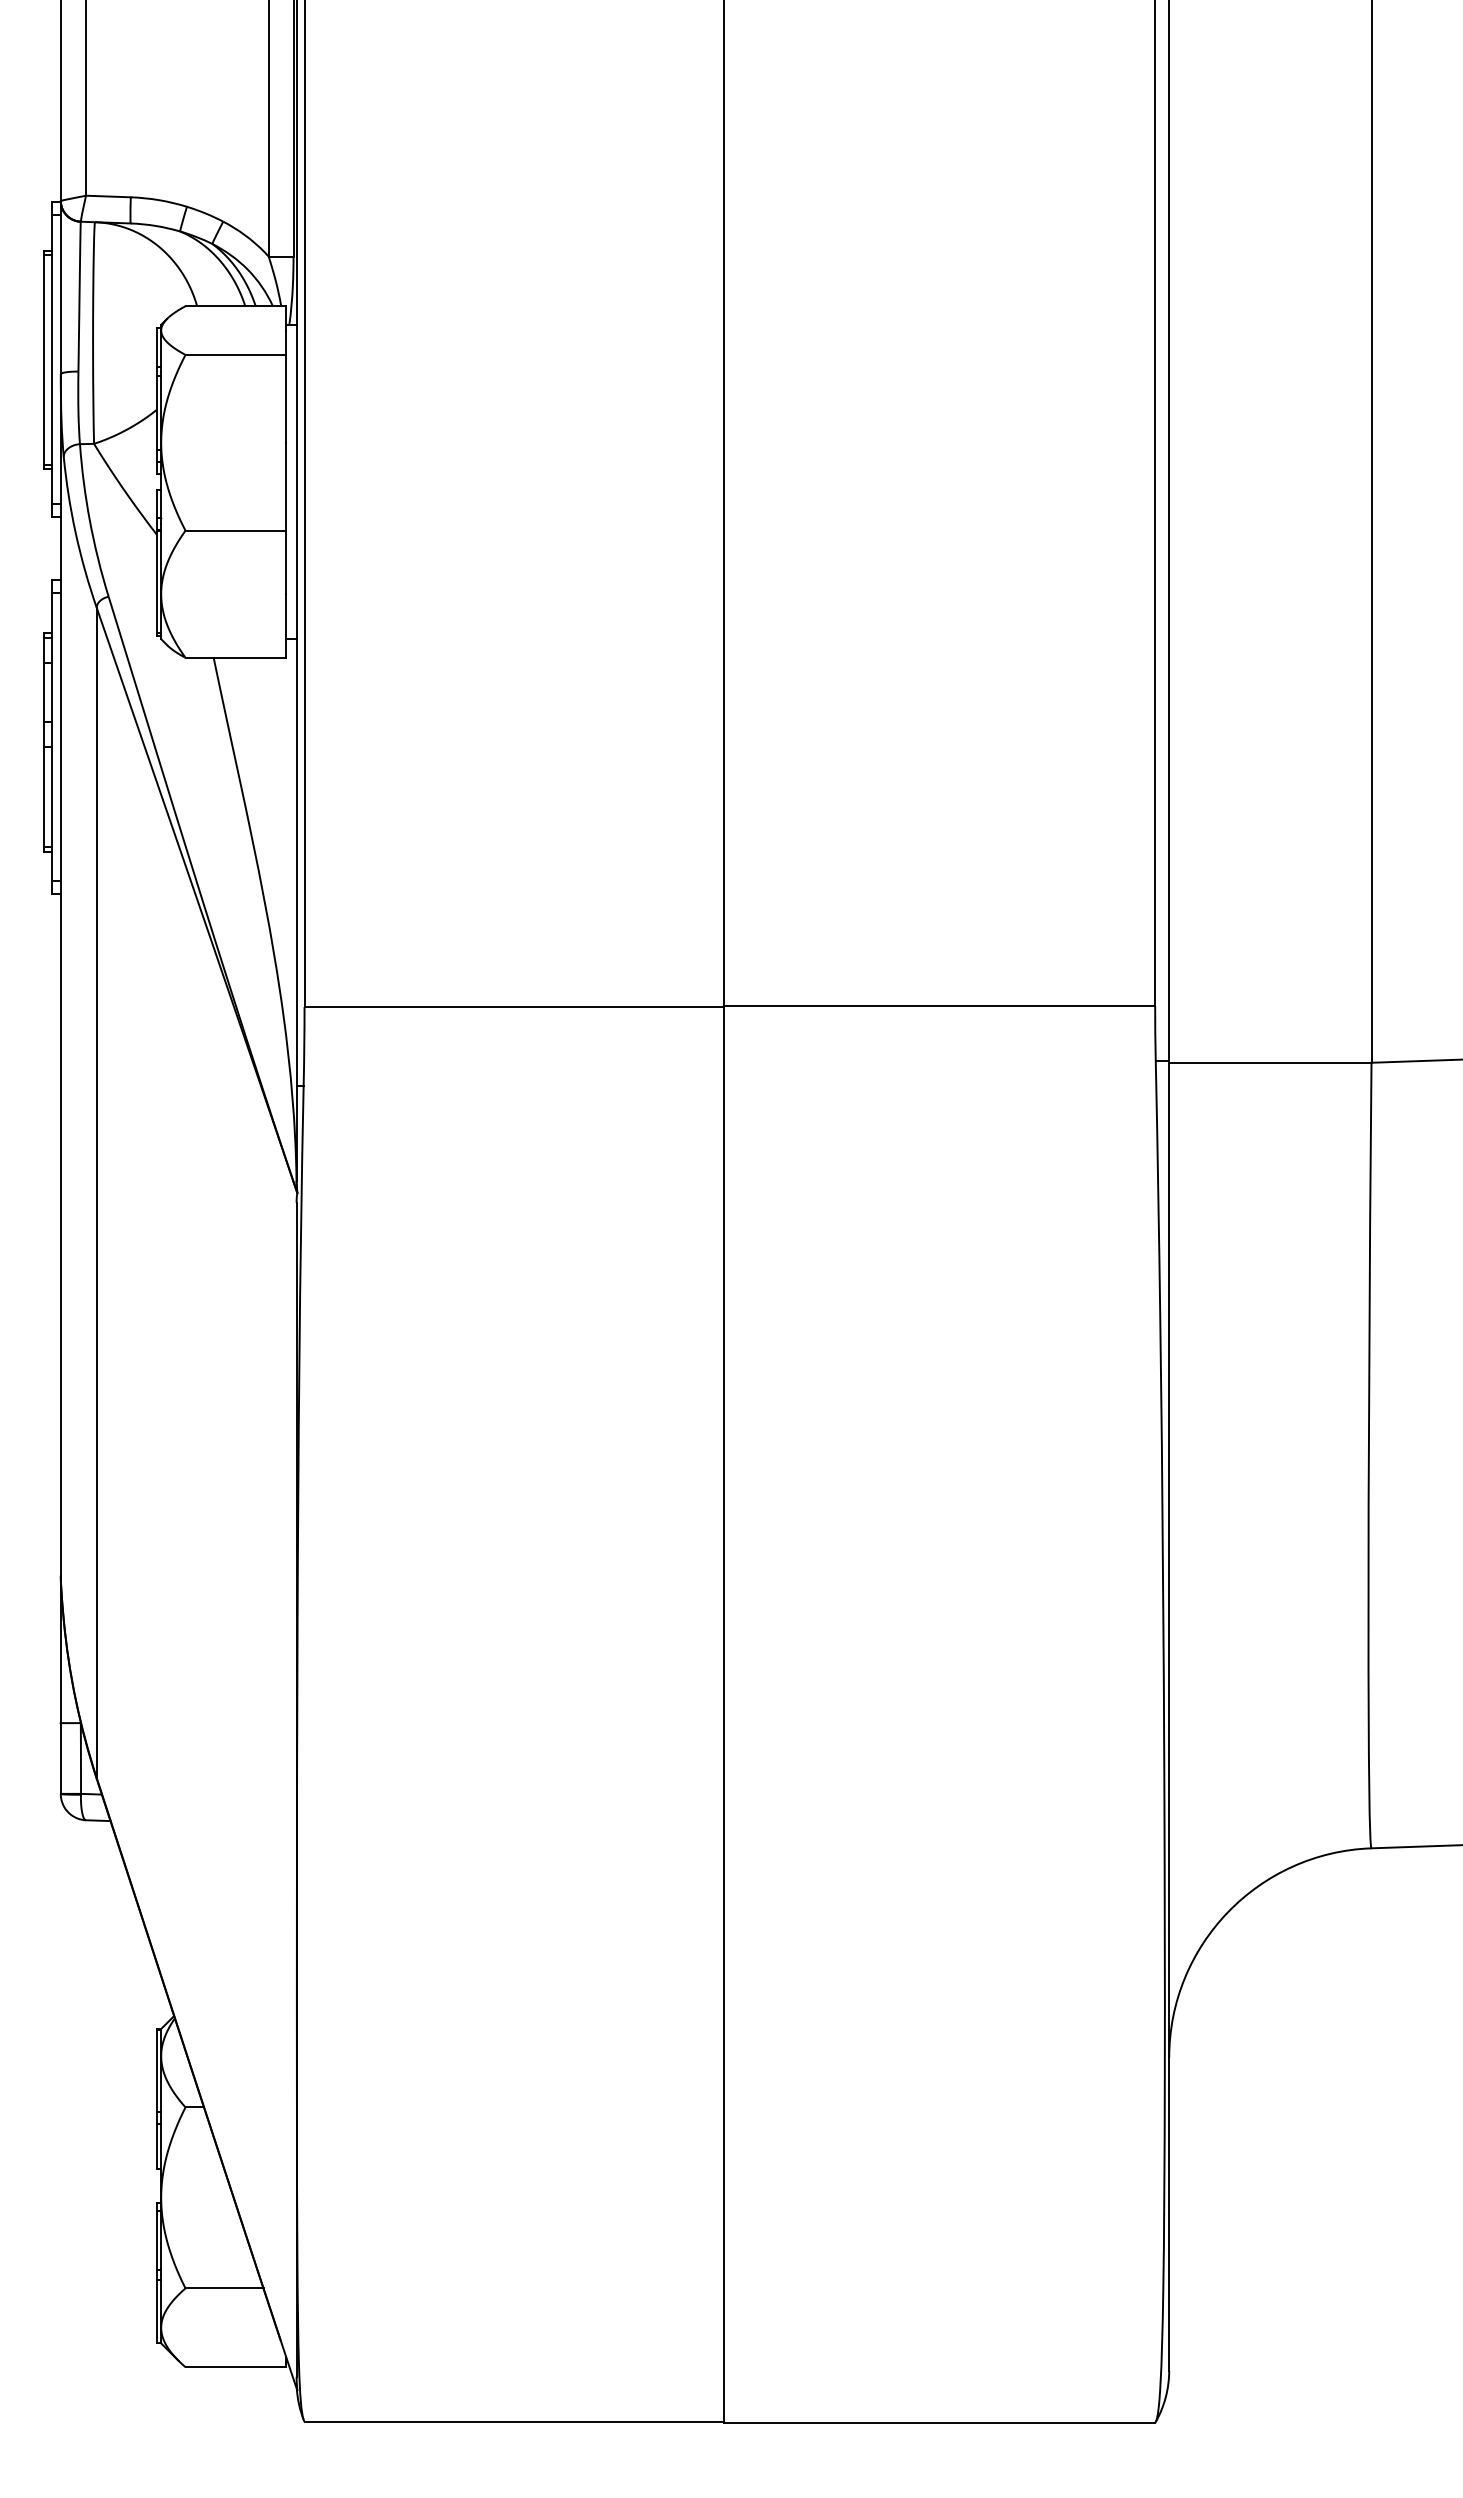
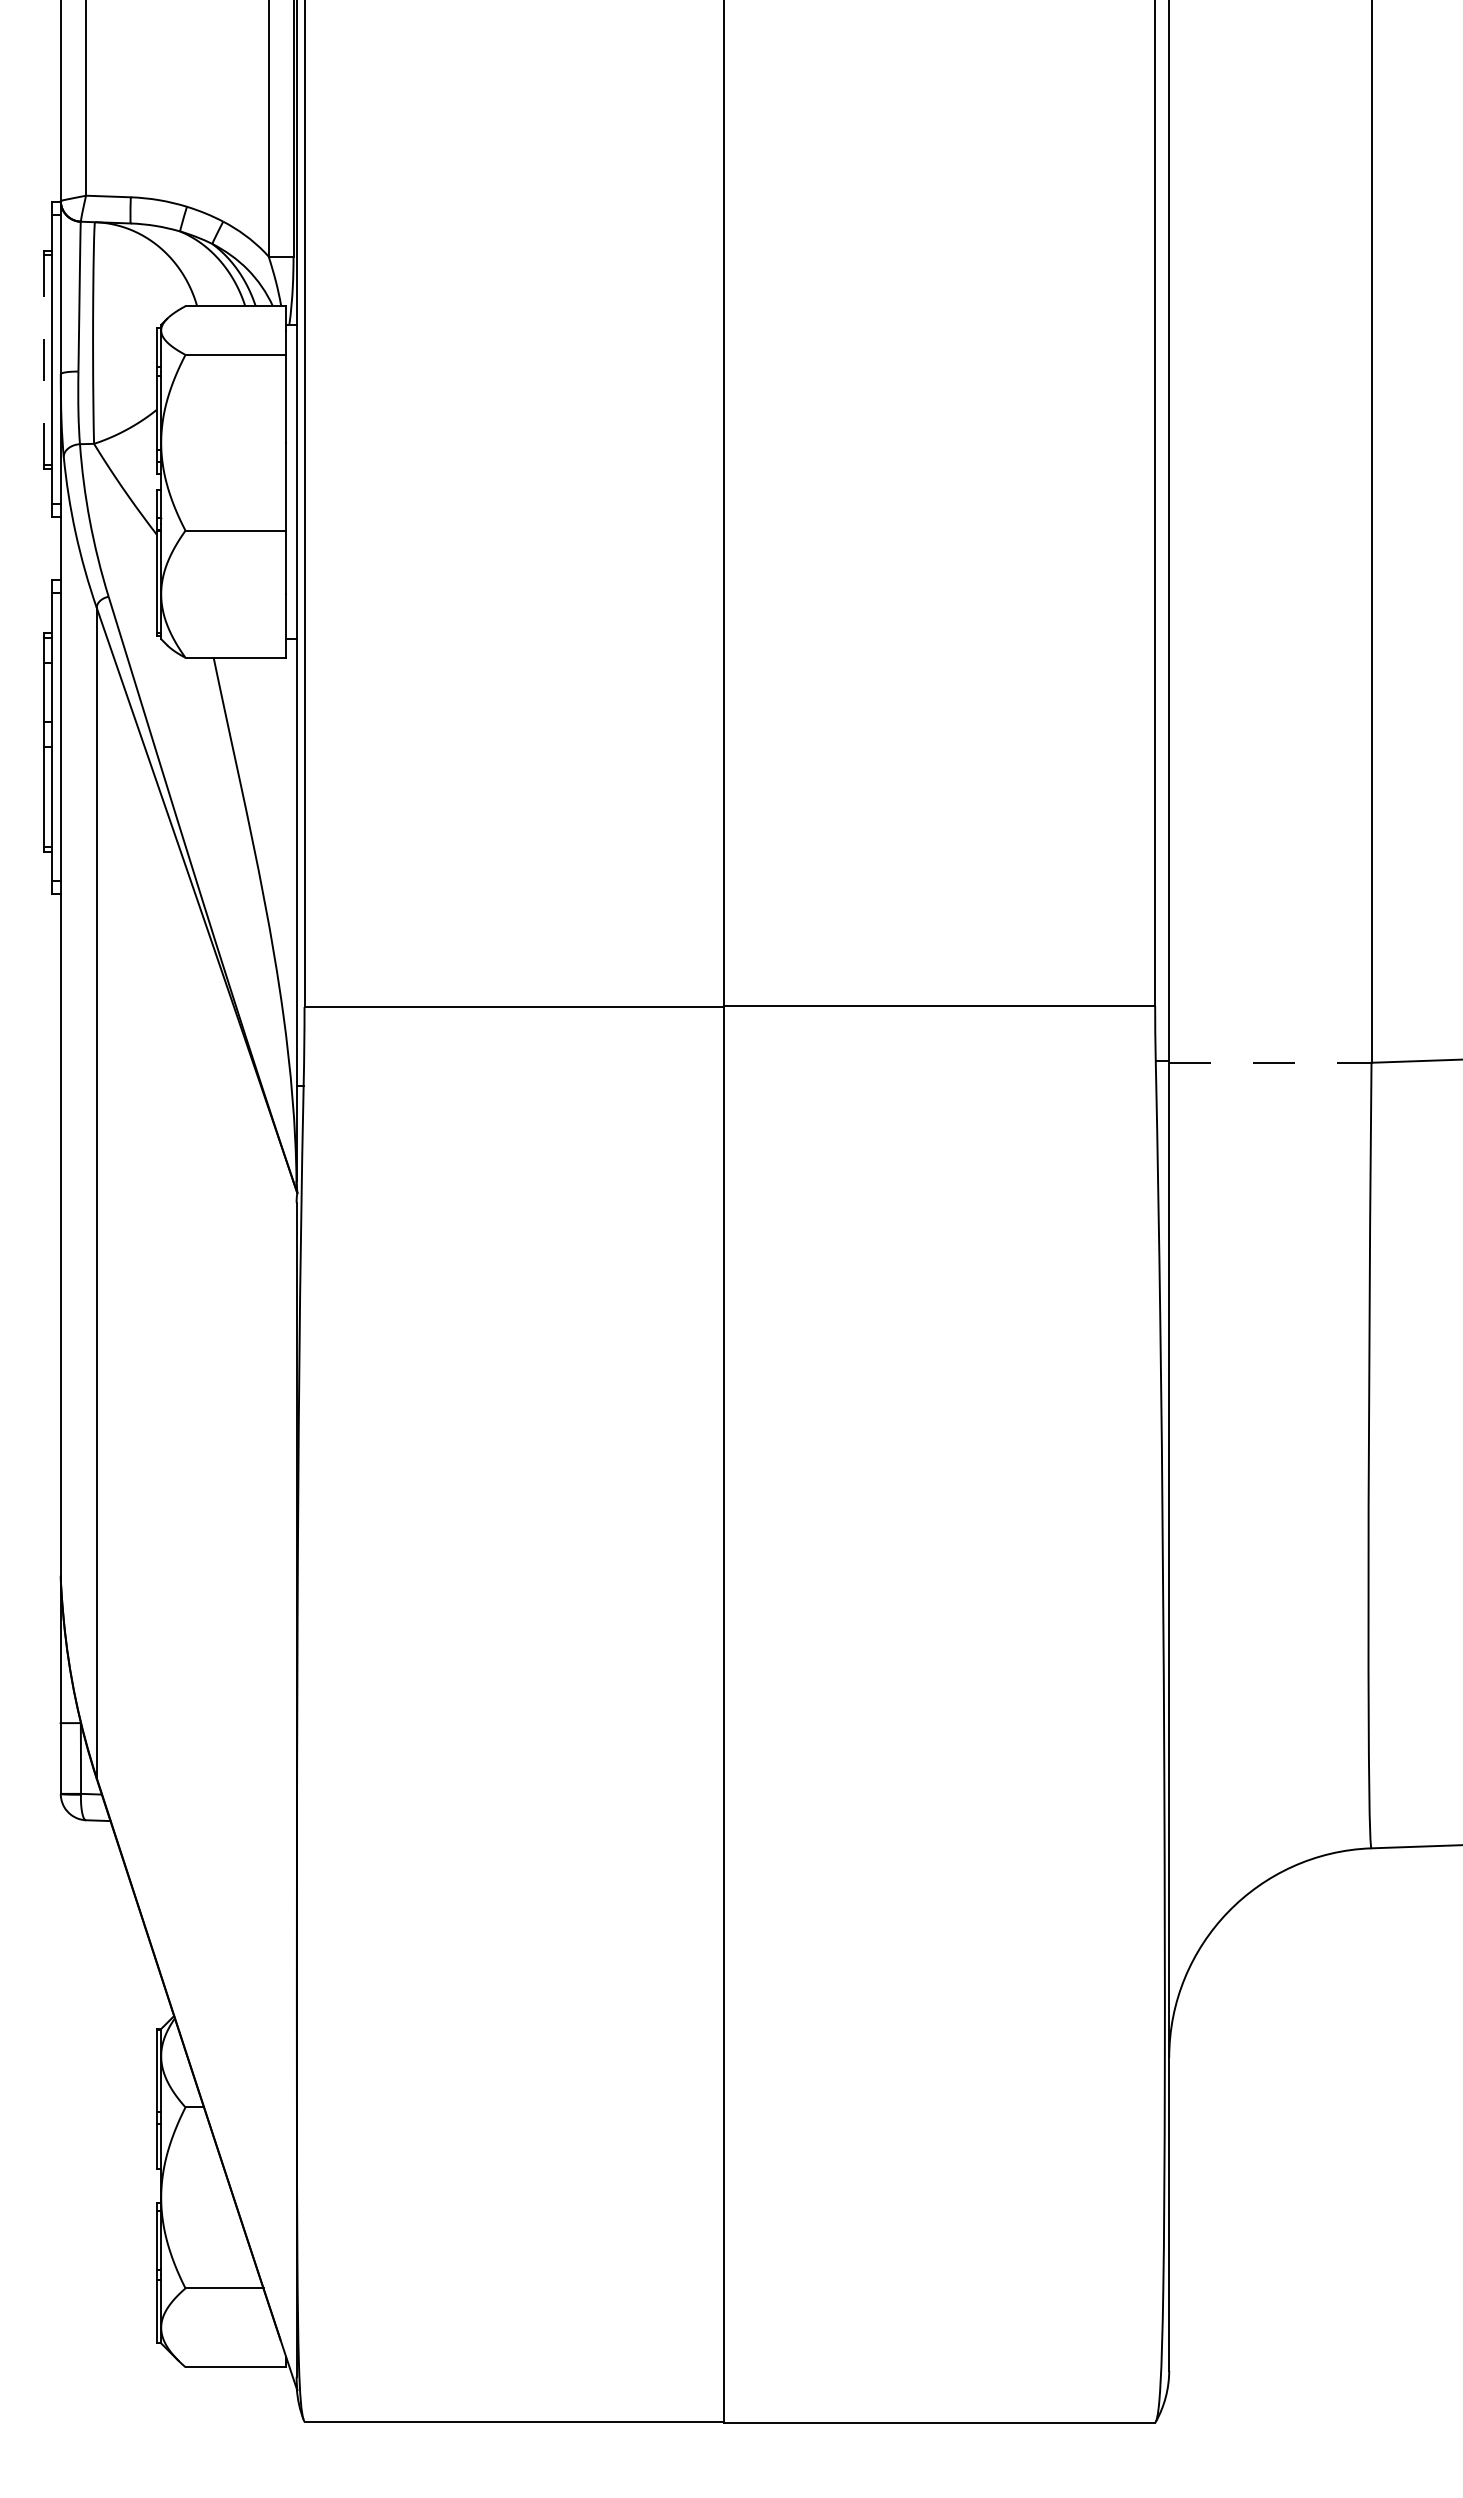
line: solid -> dashed (44, 359)
line: solid -> dashed (1270, 1062)
